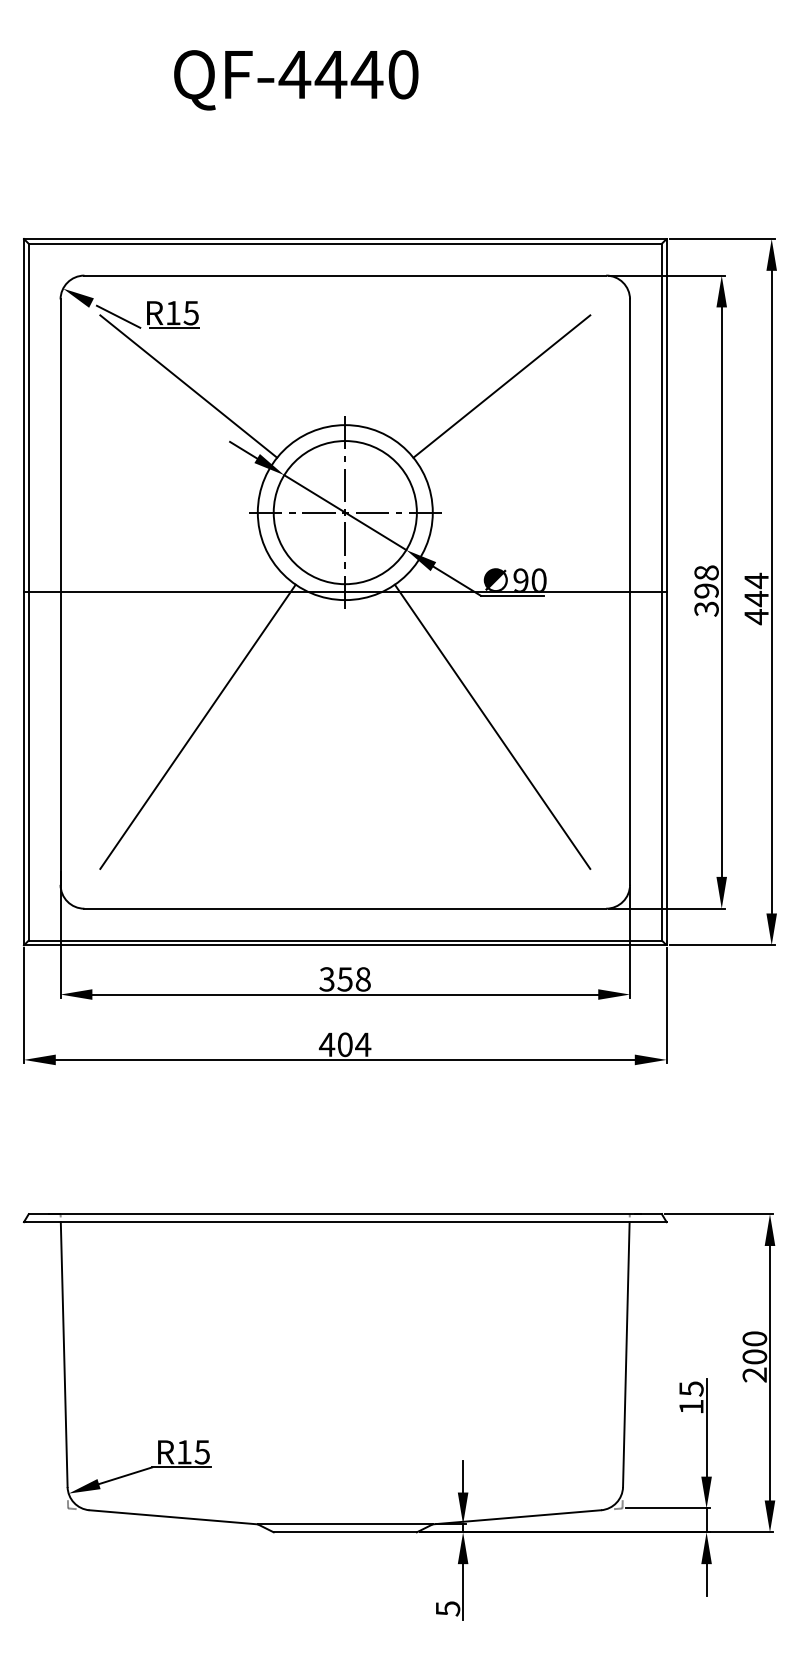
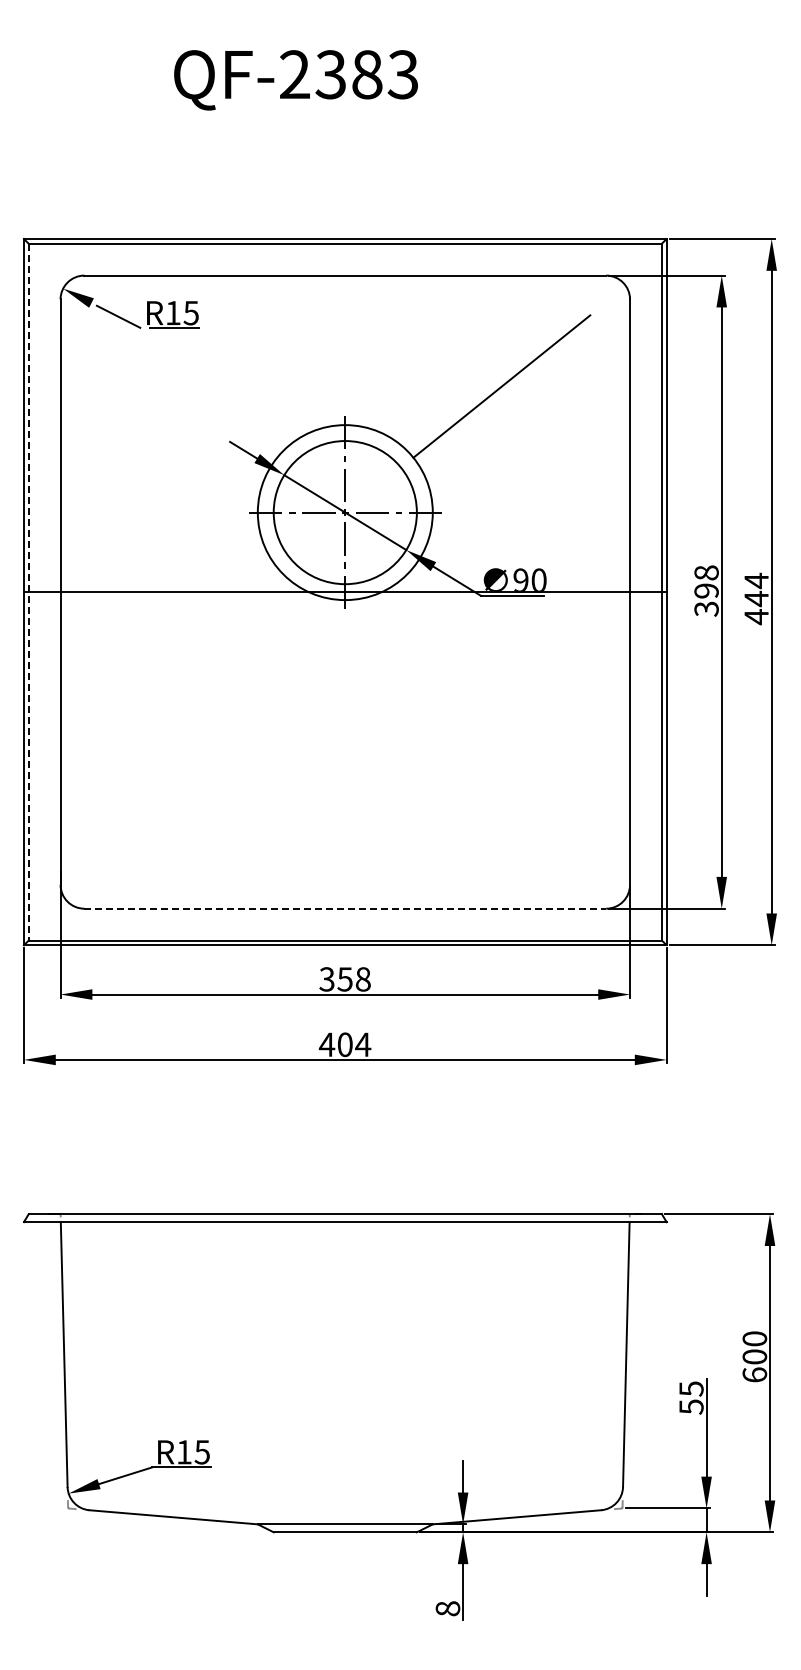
text: QF-4440 -> QF-2383 (348, 74)
line: present -> none (188, 386)
line: solid -> dashed (28, 592)
line: present -> none (197, 726)
line: present -> none (492, 726)
line: solid -> dashed (345, 908)
text: 200 -> 600 (754, 1374)
text: 15 -> 55 (691, 1406)
text: 5 -> 8 (447, 1608)
